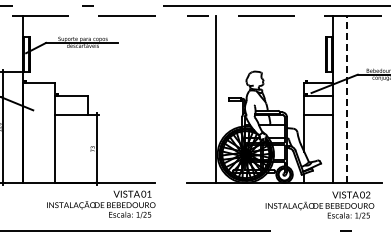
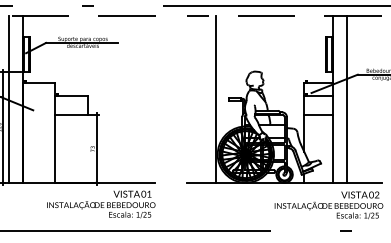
line: none -> present (8, 99)
line: dashed -> solid (346, 99)
text position: (319, 205) -> (328, 205) (328, 205)
